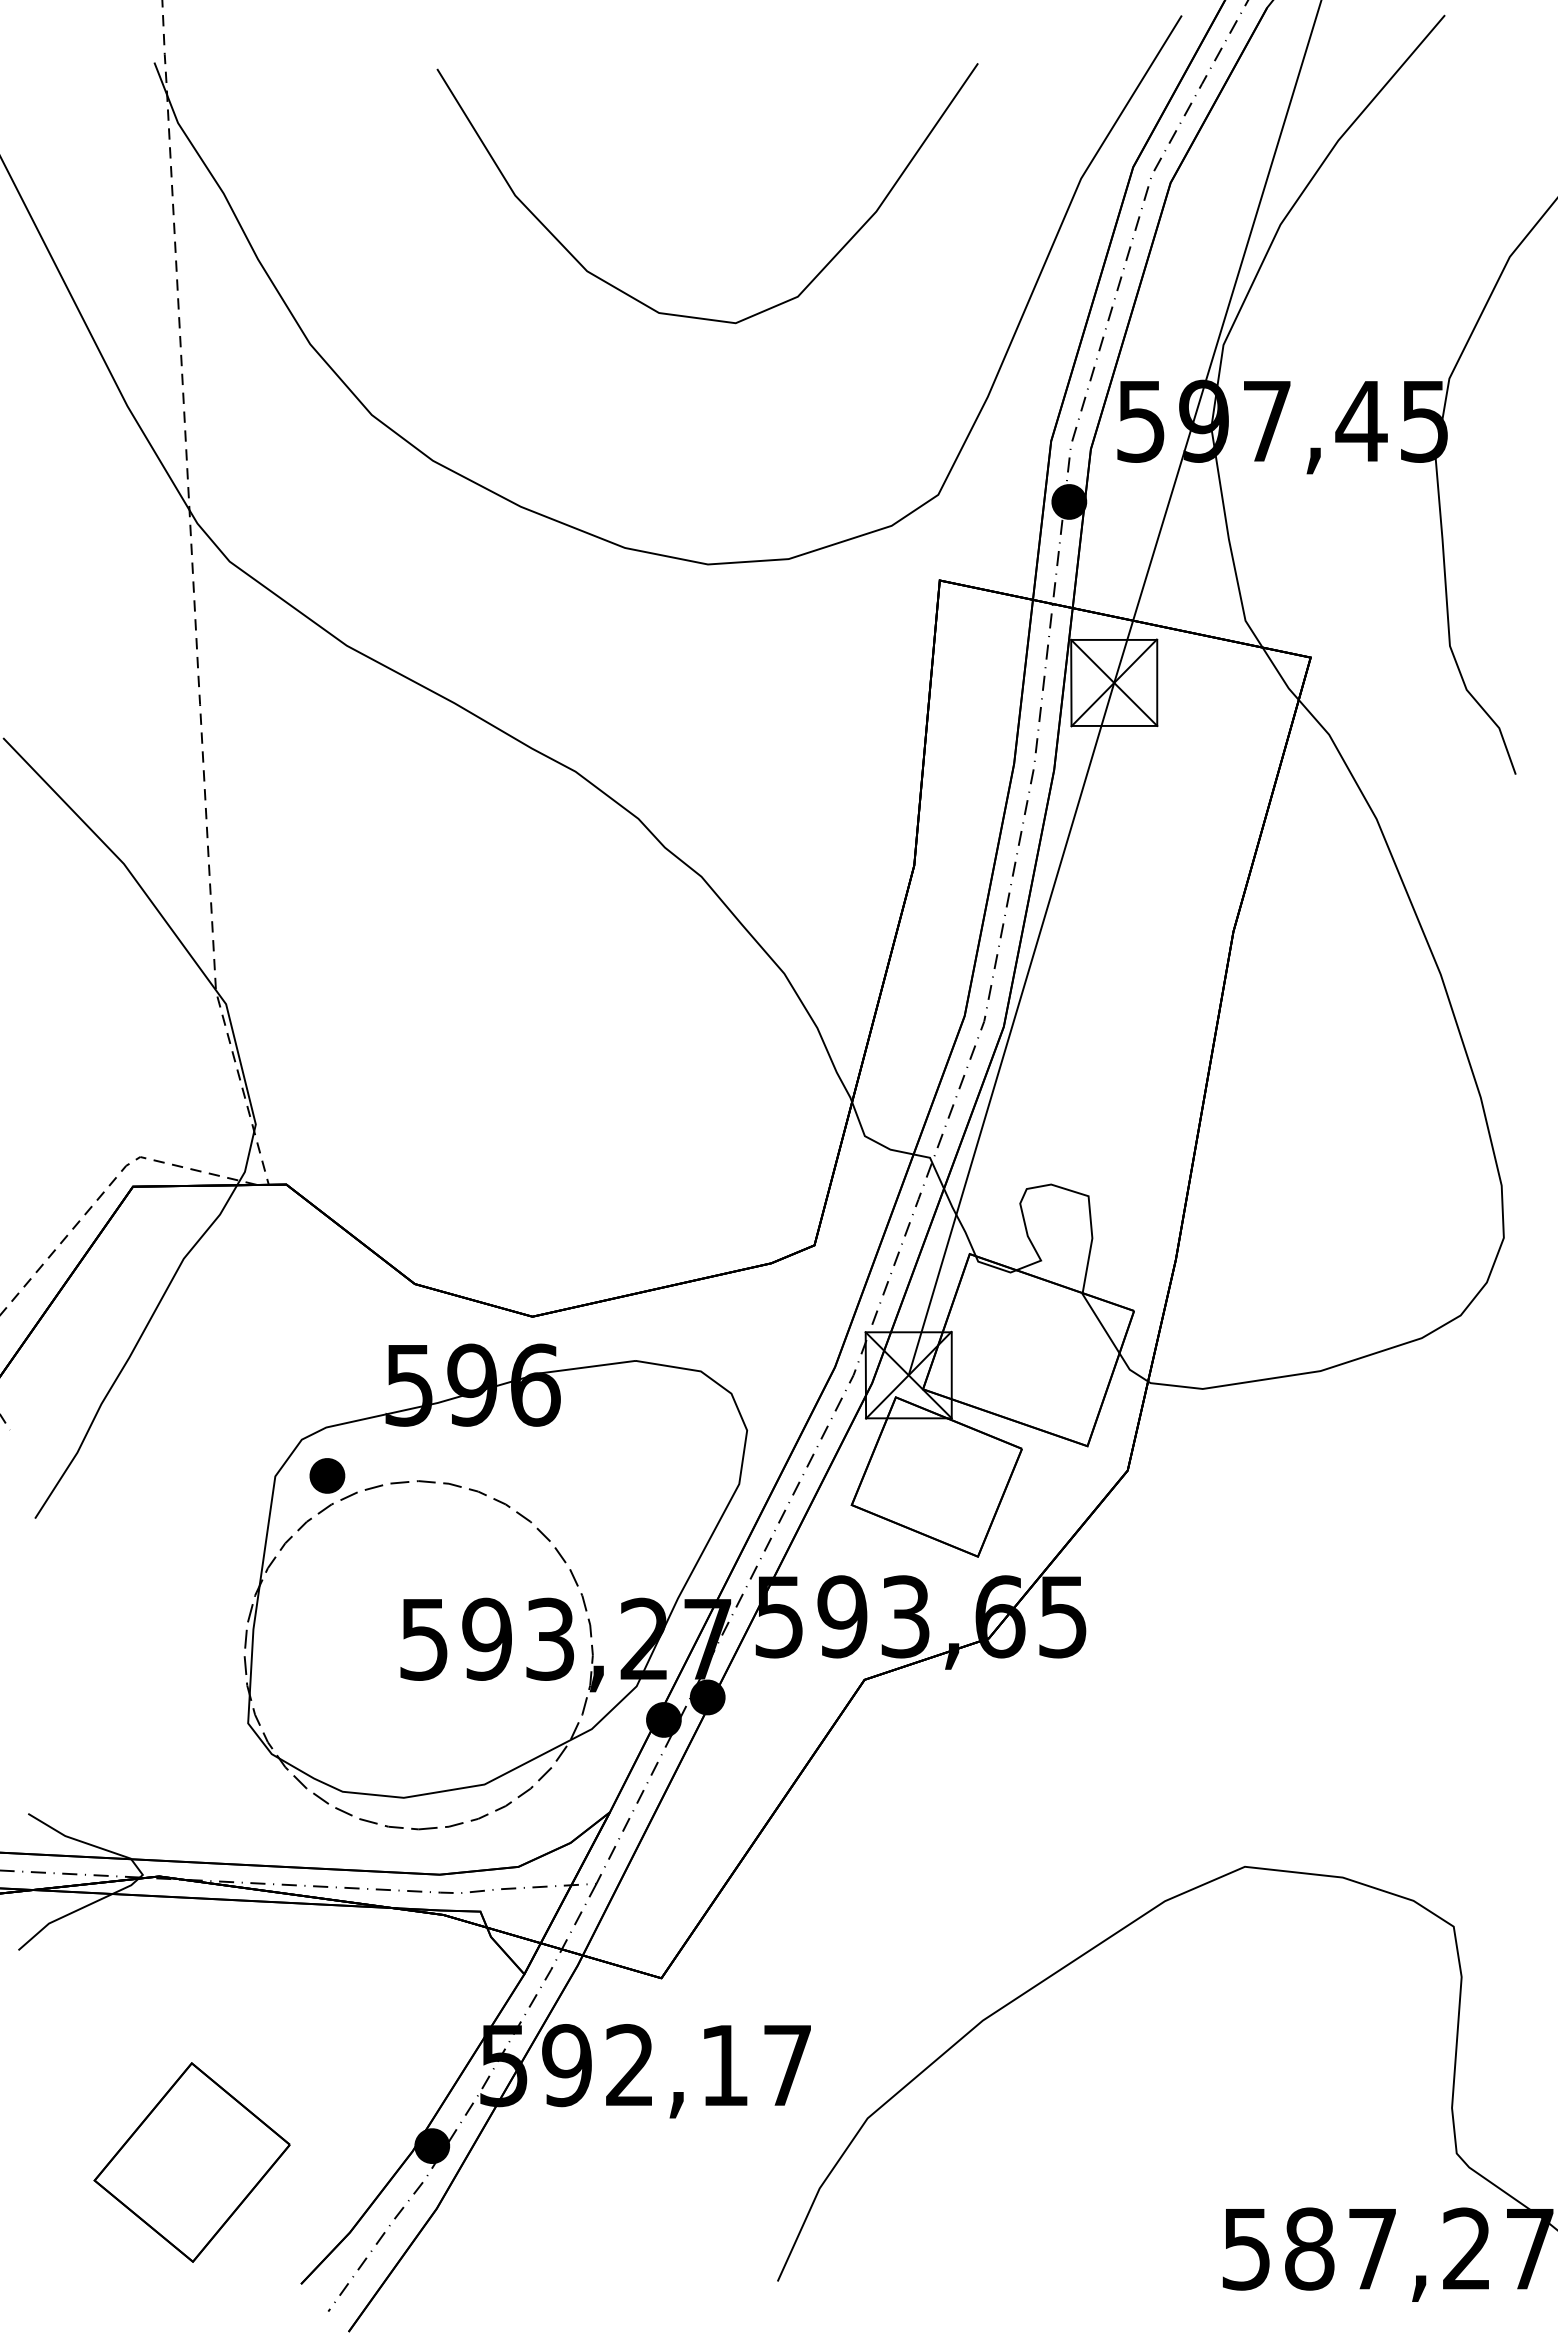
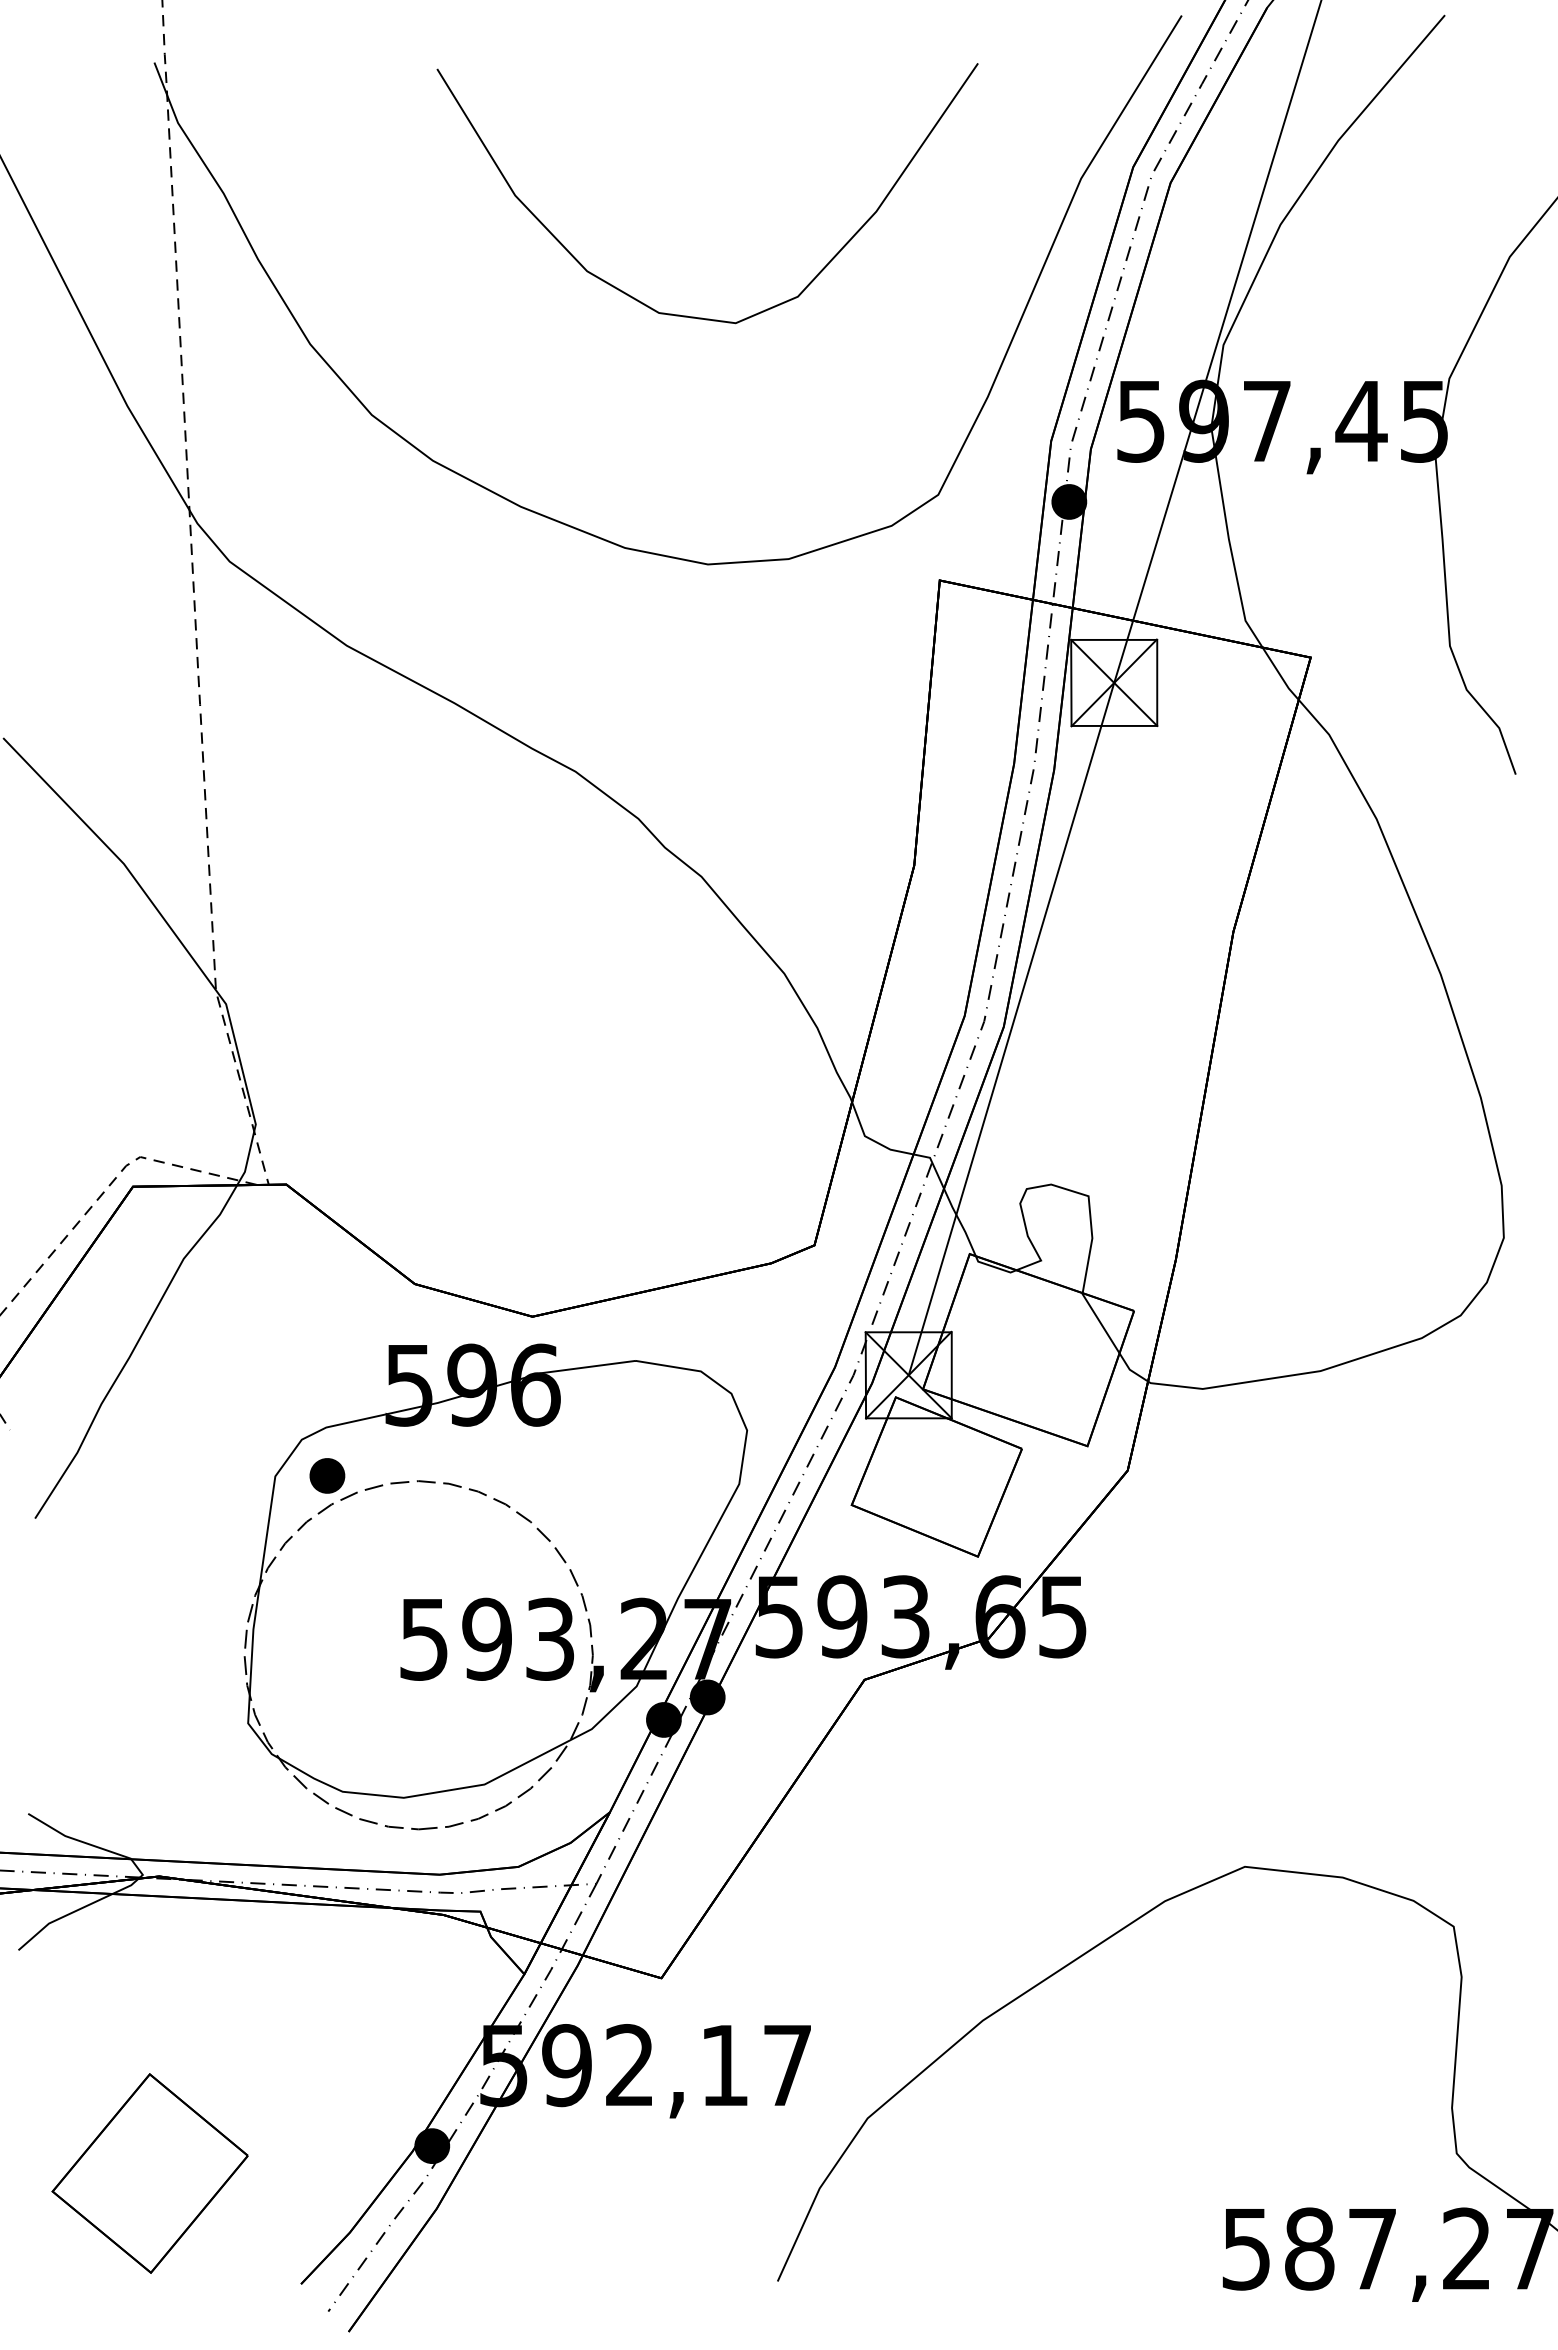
part position: (191, 2162) -> (149, 2173) (149, 2173)
